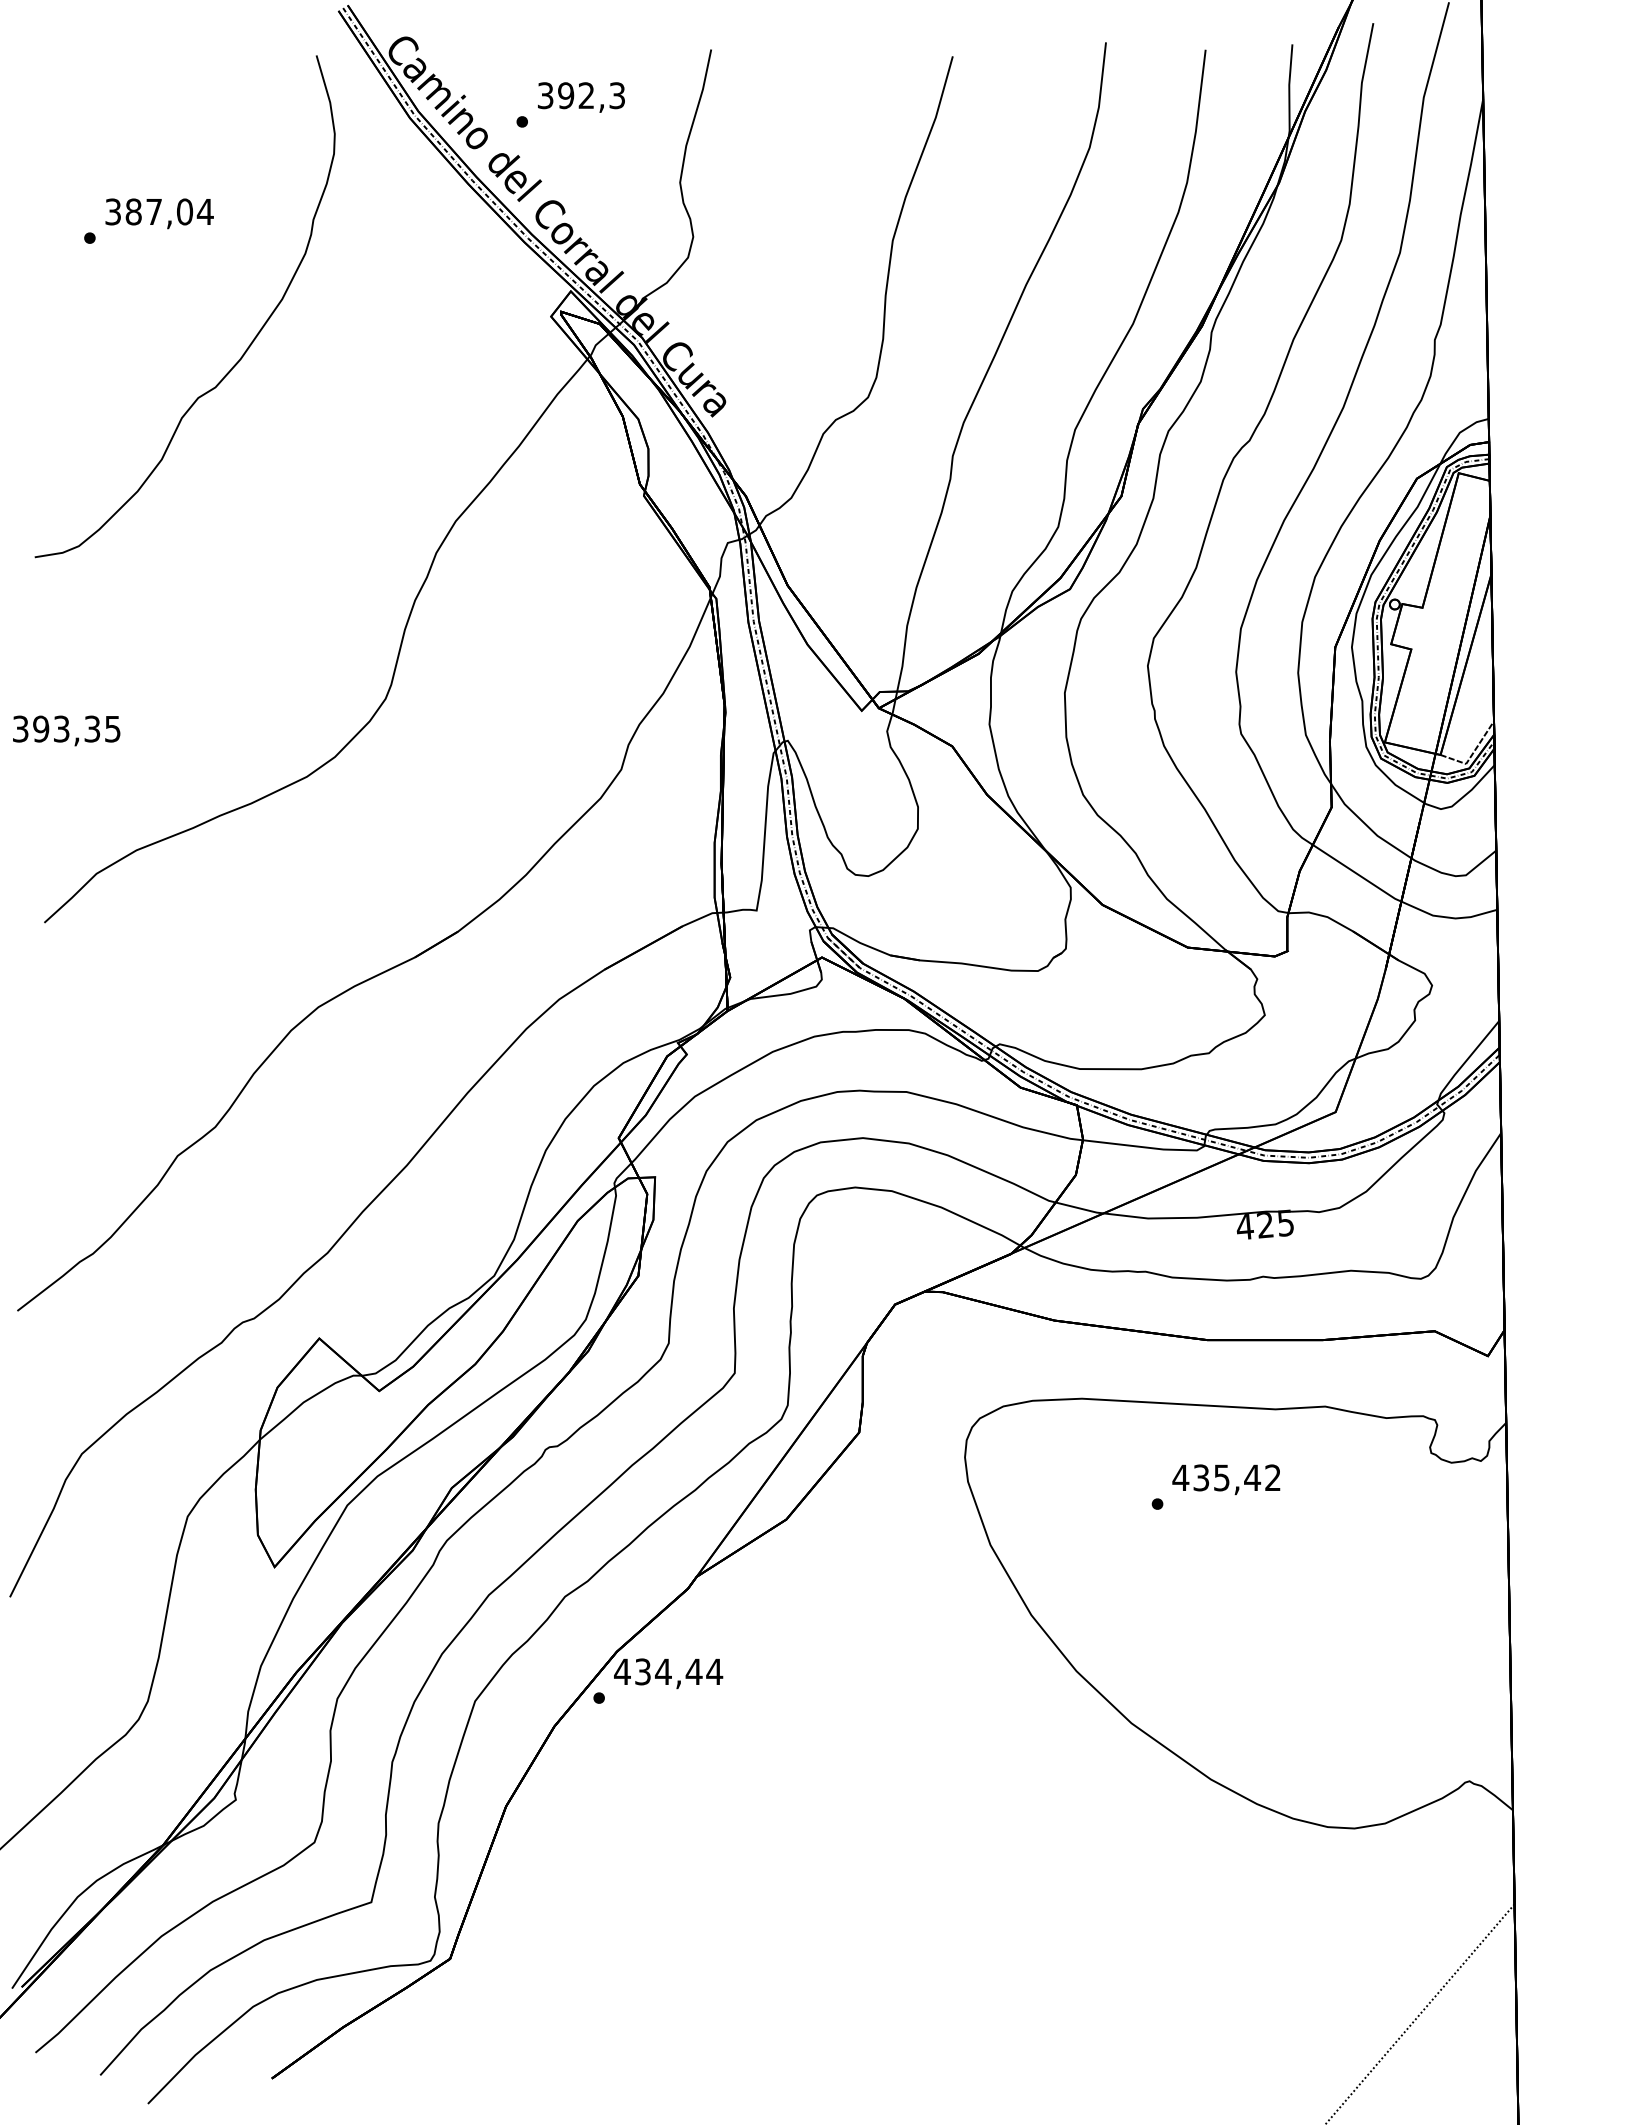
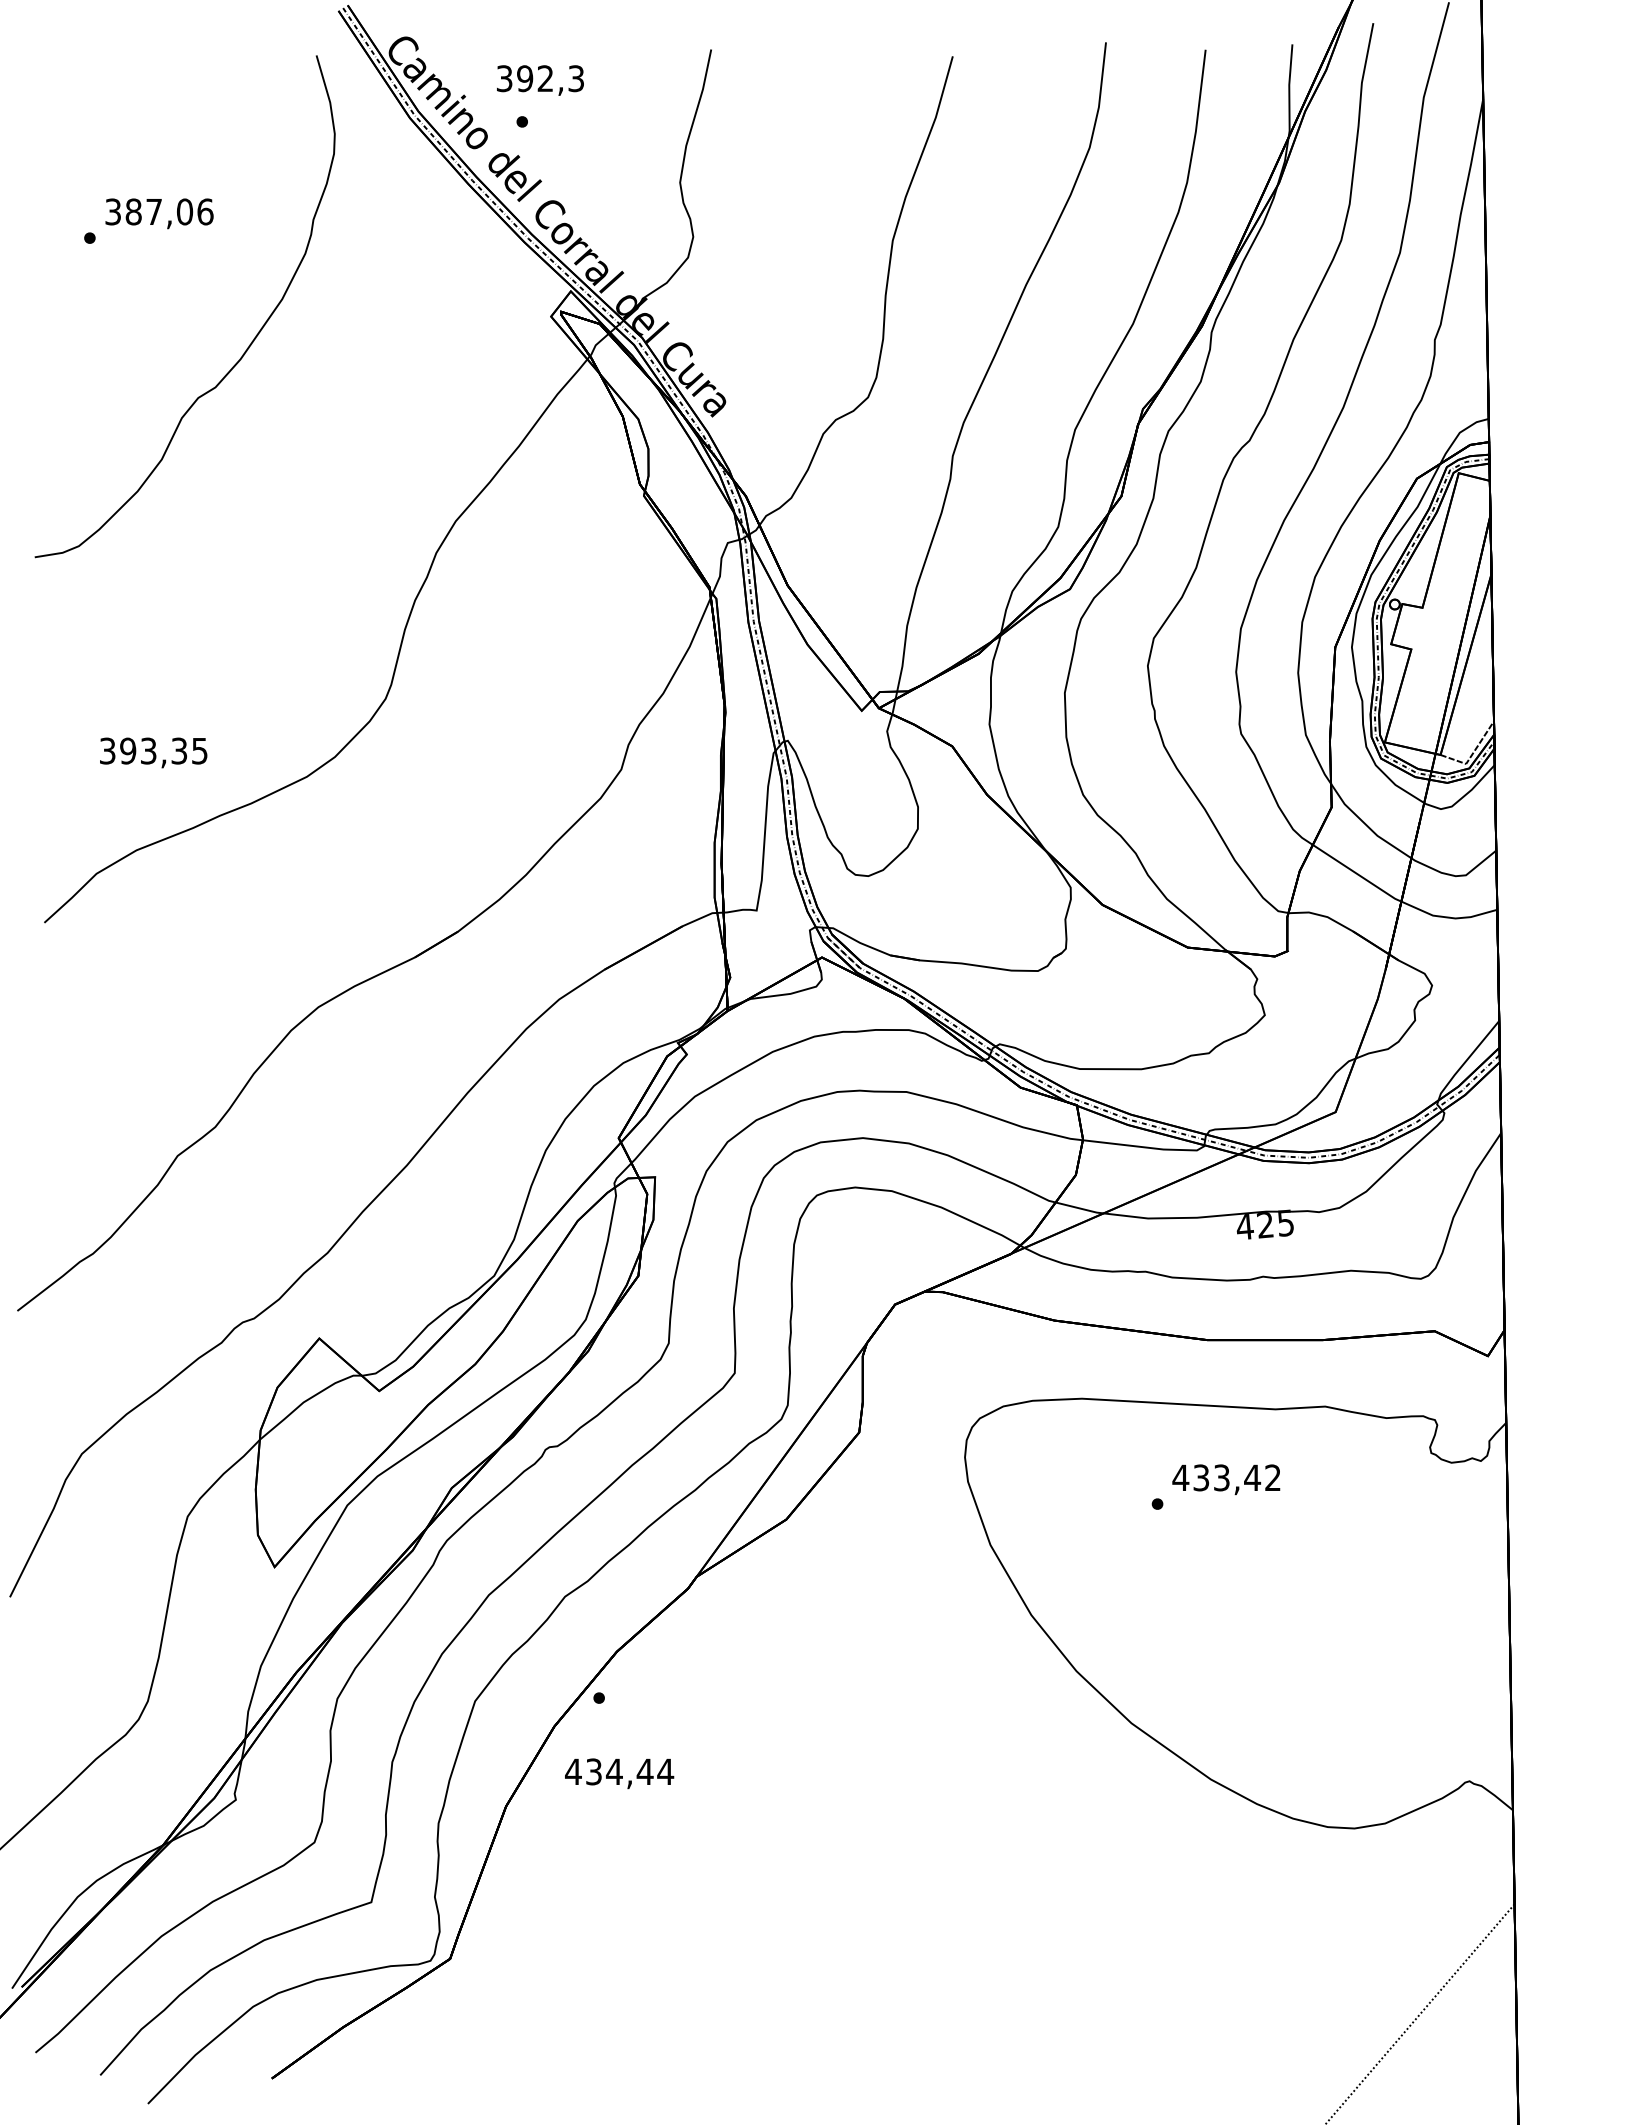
text position: (581, 97) -> (540, 80) (540, 80)
text: 387,04 -> 387,06 (204, 211)
text position: (66, 730) -> (153, 752) (153, 752)
text: 435,42 -> 433,42 (1221, 1477)
text position: (668, 1673) -> (619, 1773) (619, 1773)
